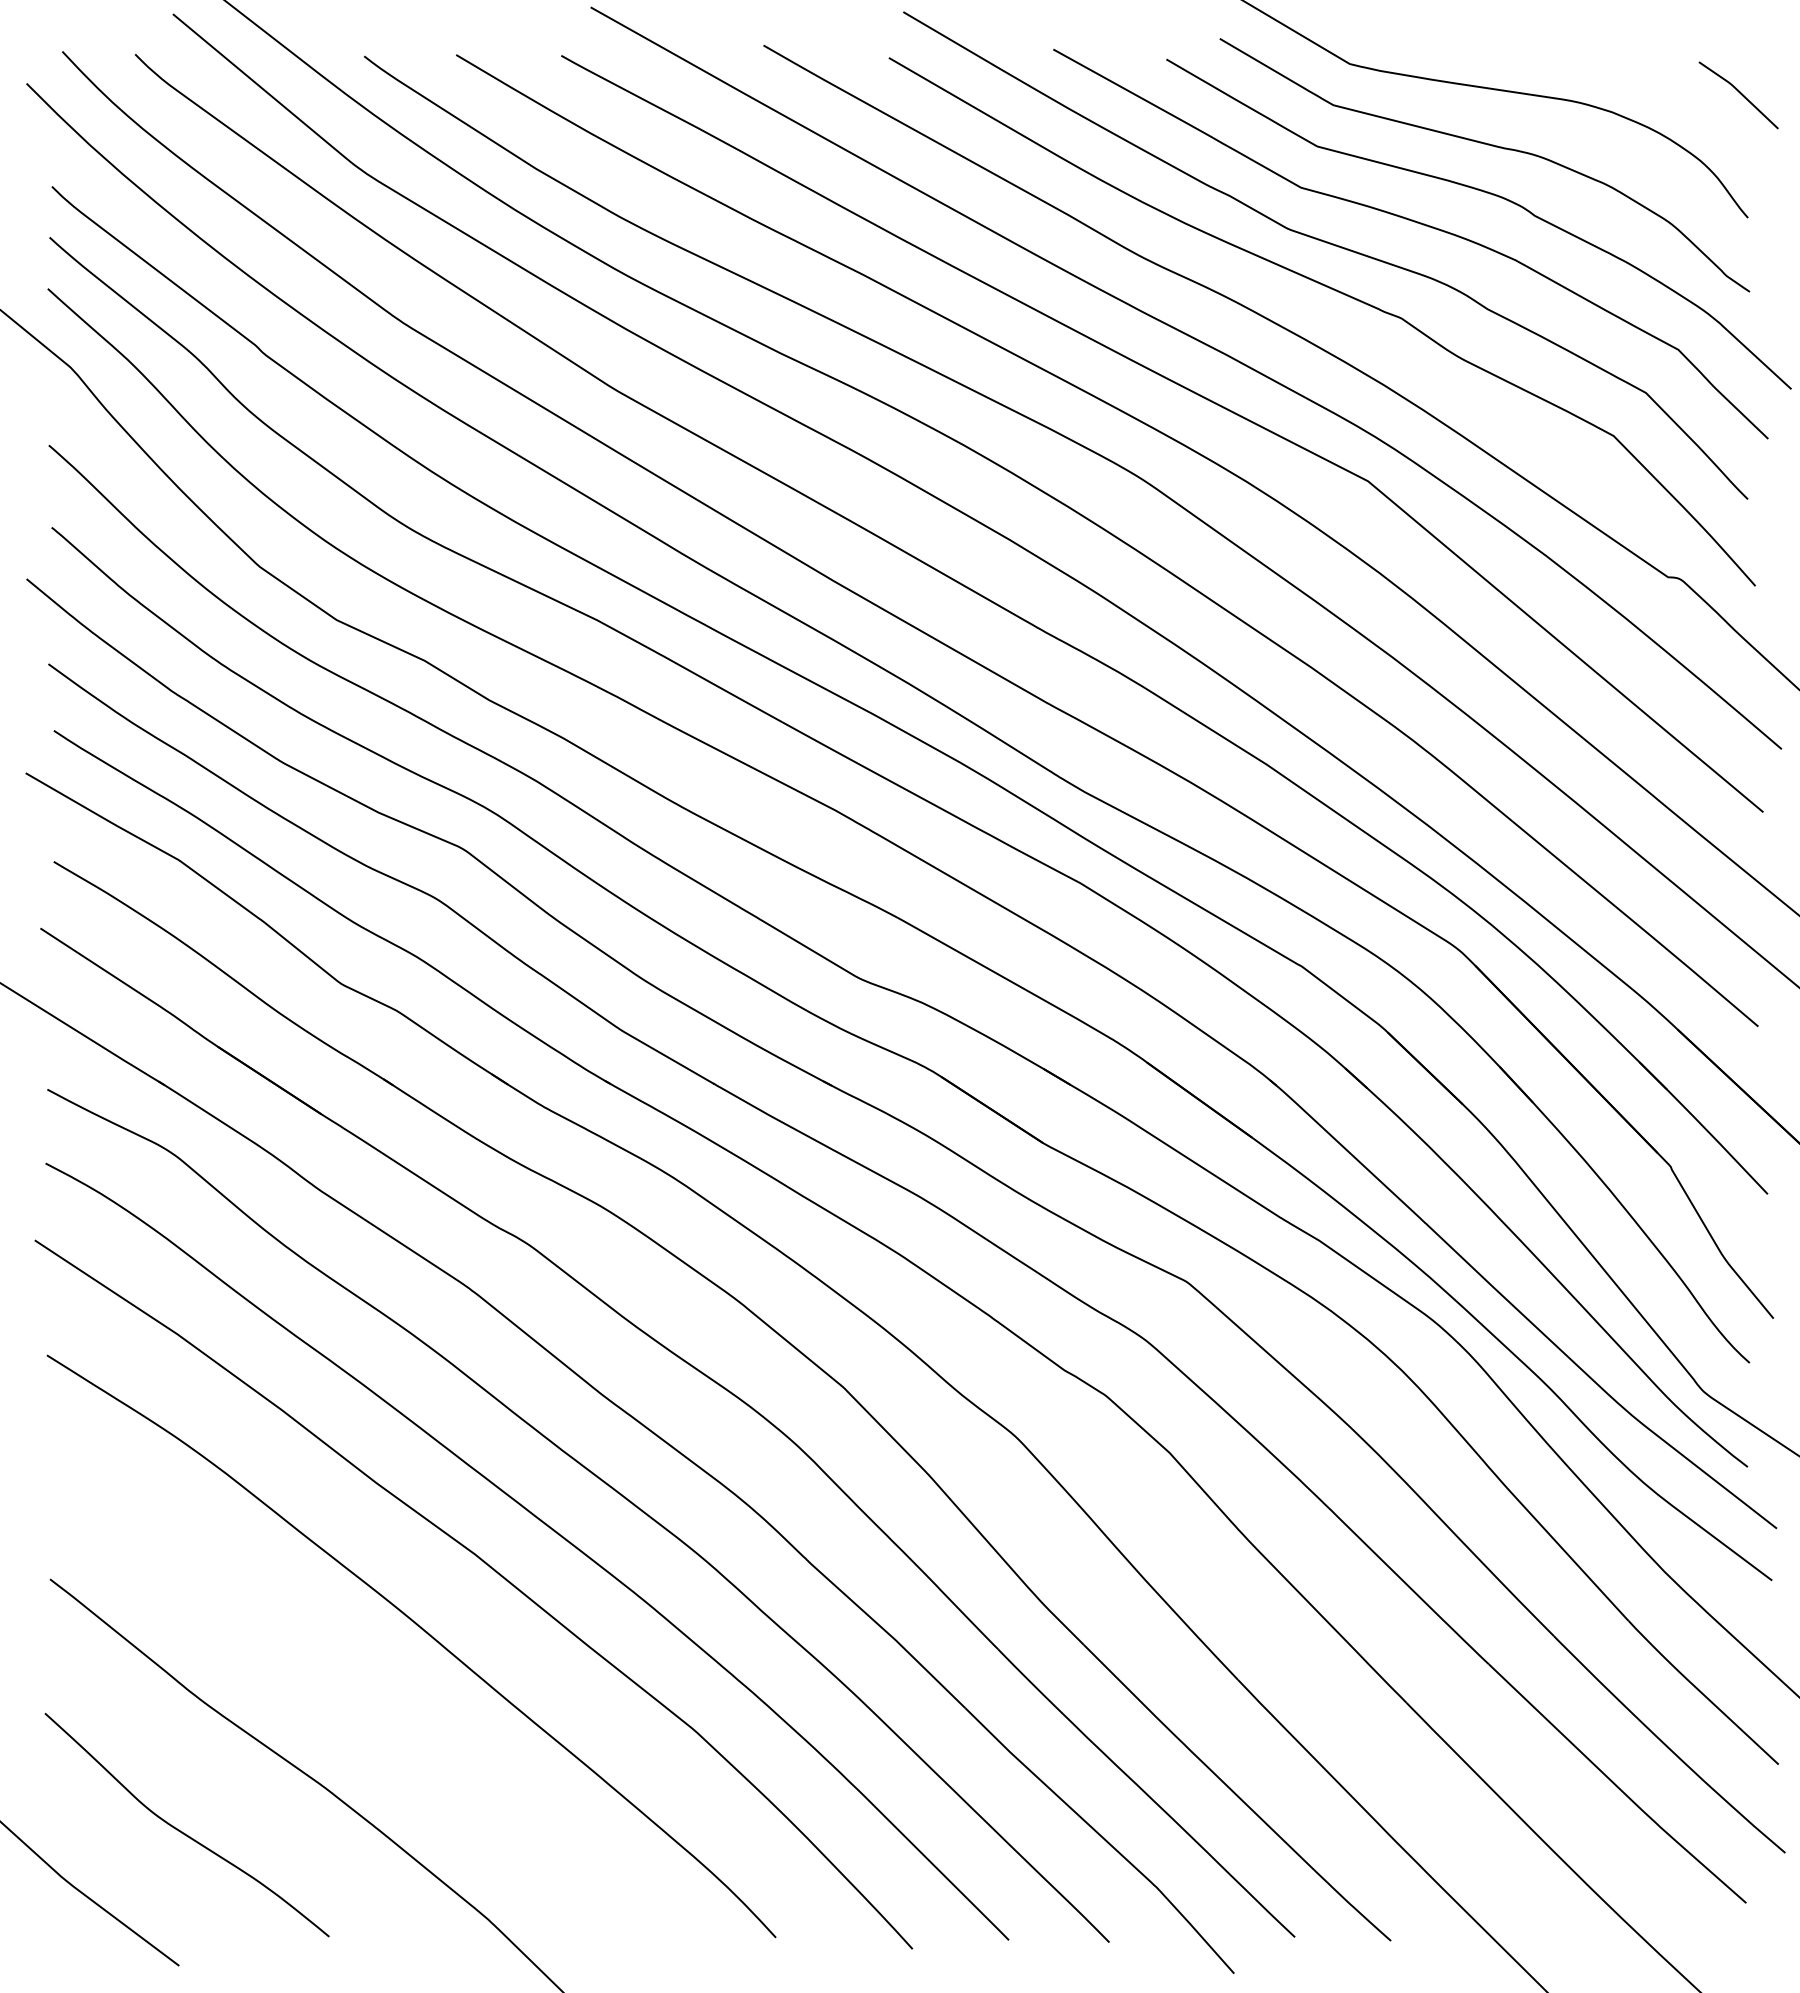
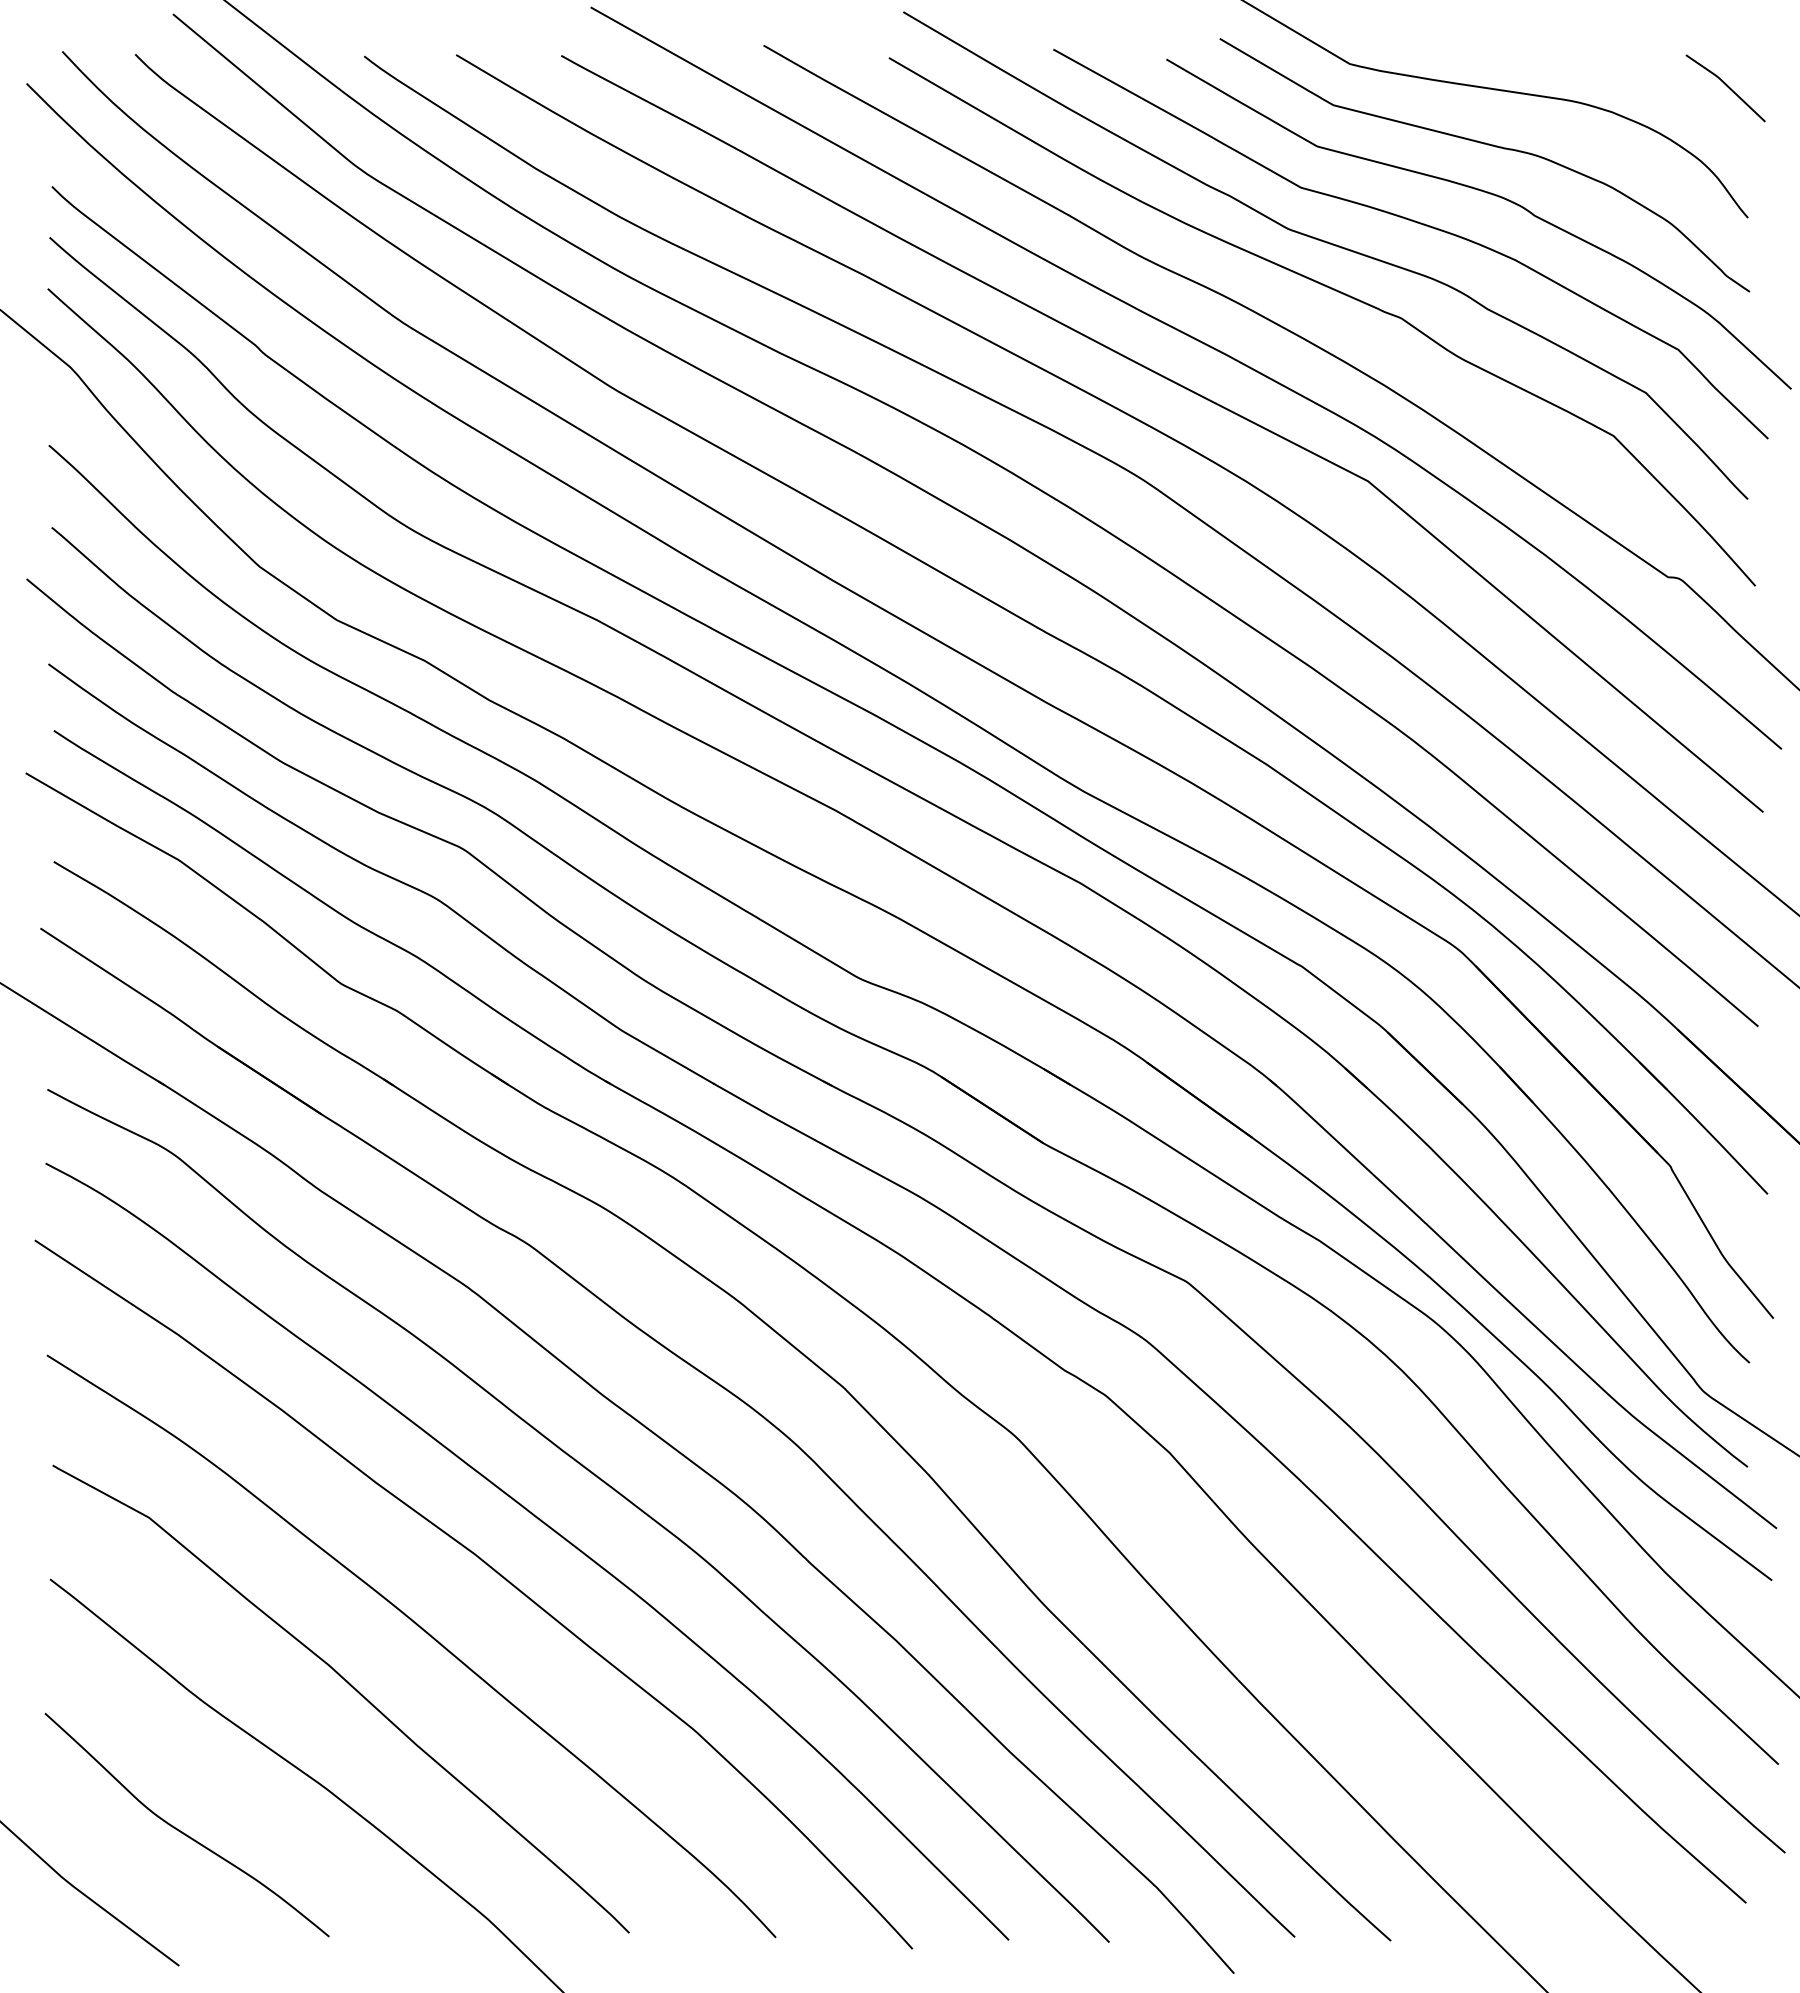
curve position: (1739, 93) -> (1726, 86) (1726, 86)
curve: none -> present (351, 1687)
